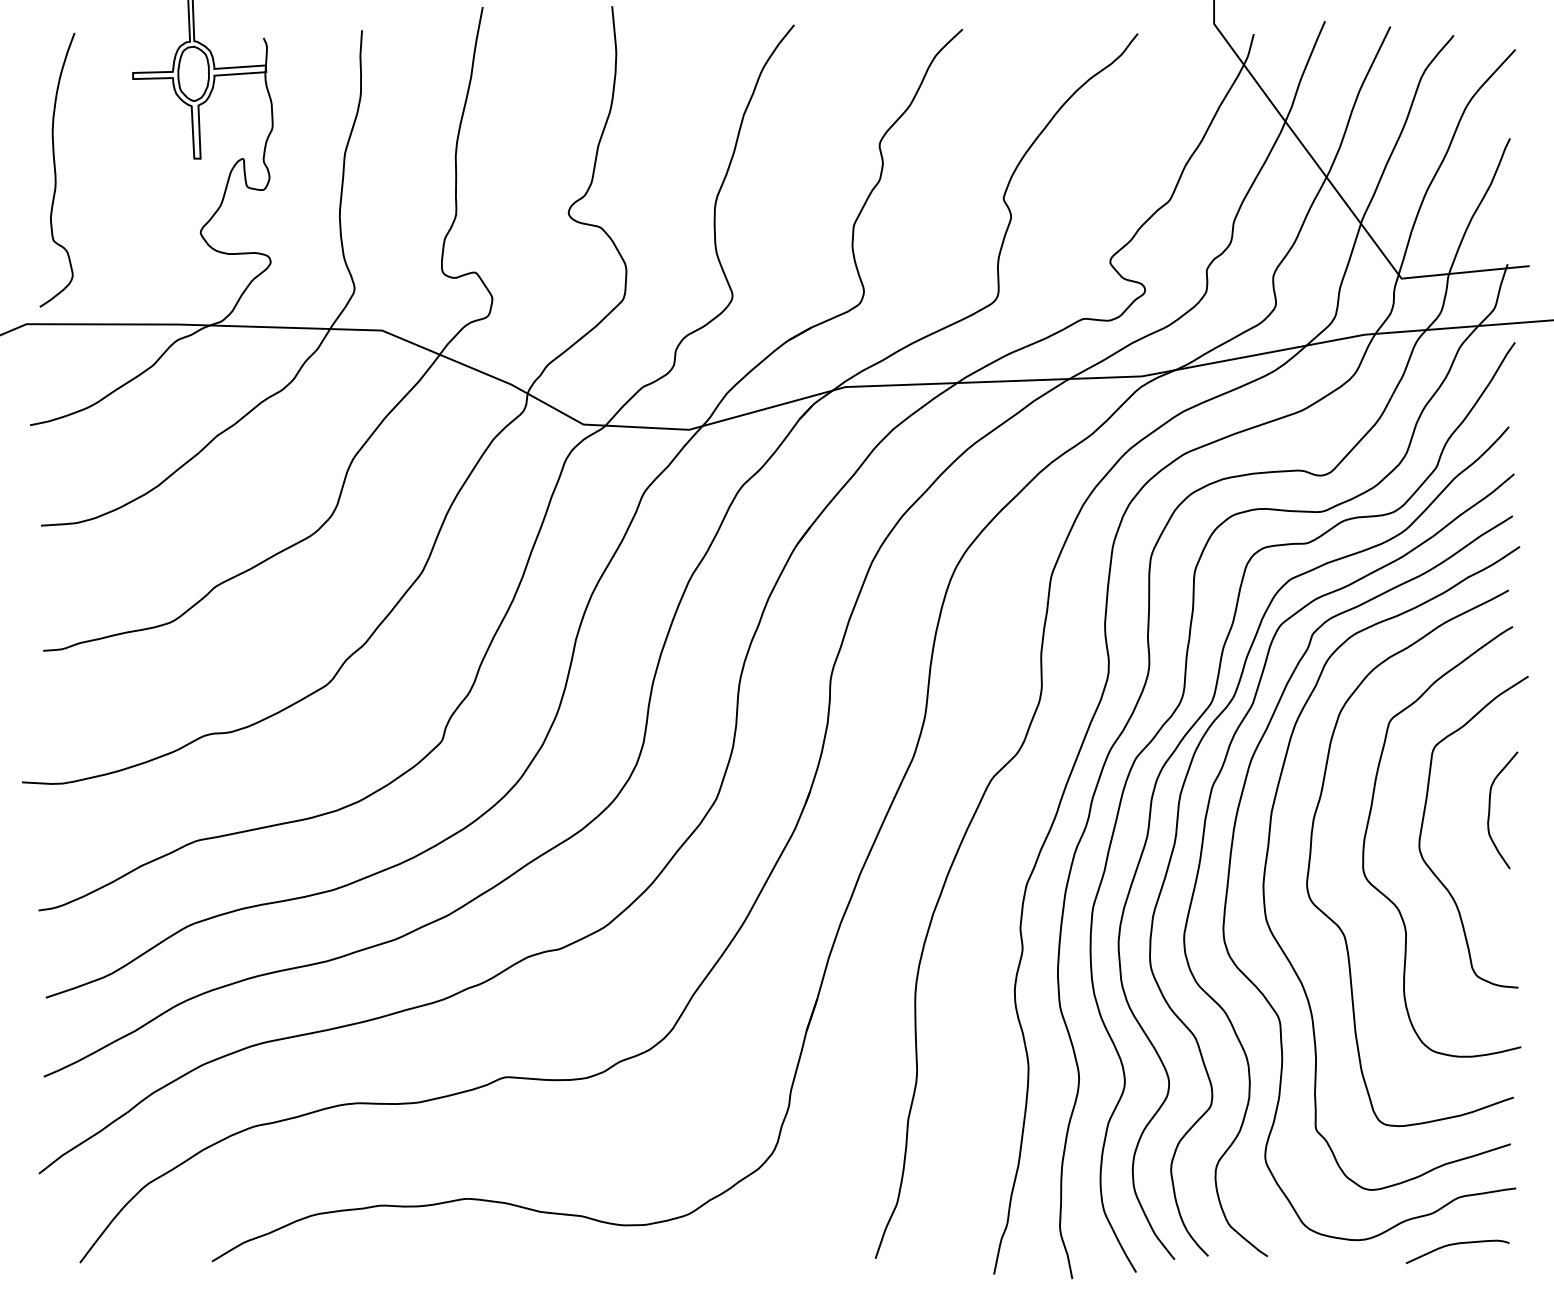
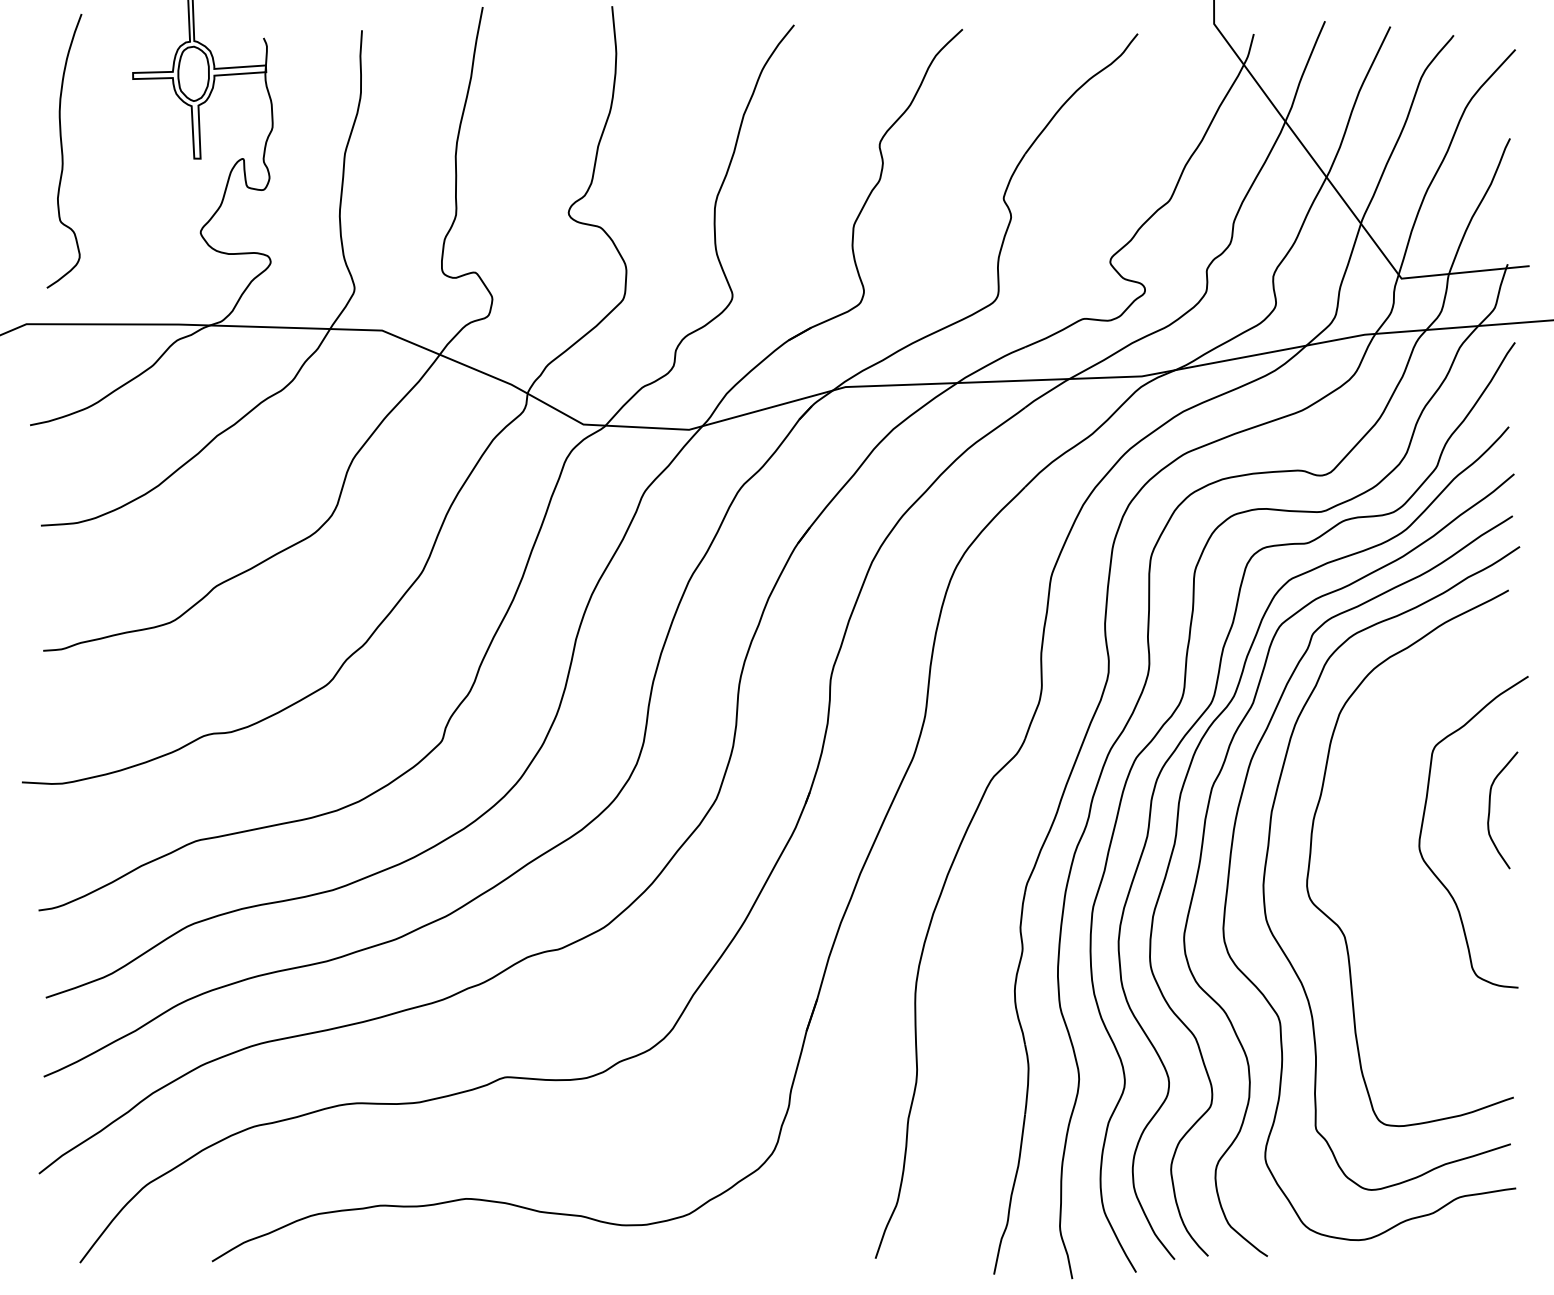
curve position: (56, 171) -> (63, 152) (63, 152)
curve: present -> none (1368, 826)
curve: present -> none (1457, 1244)
